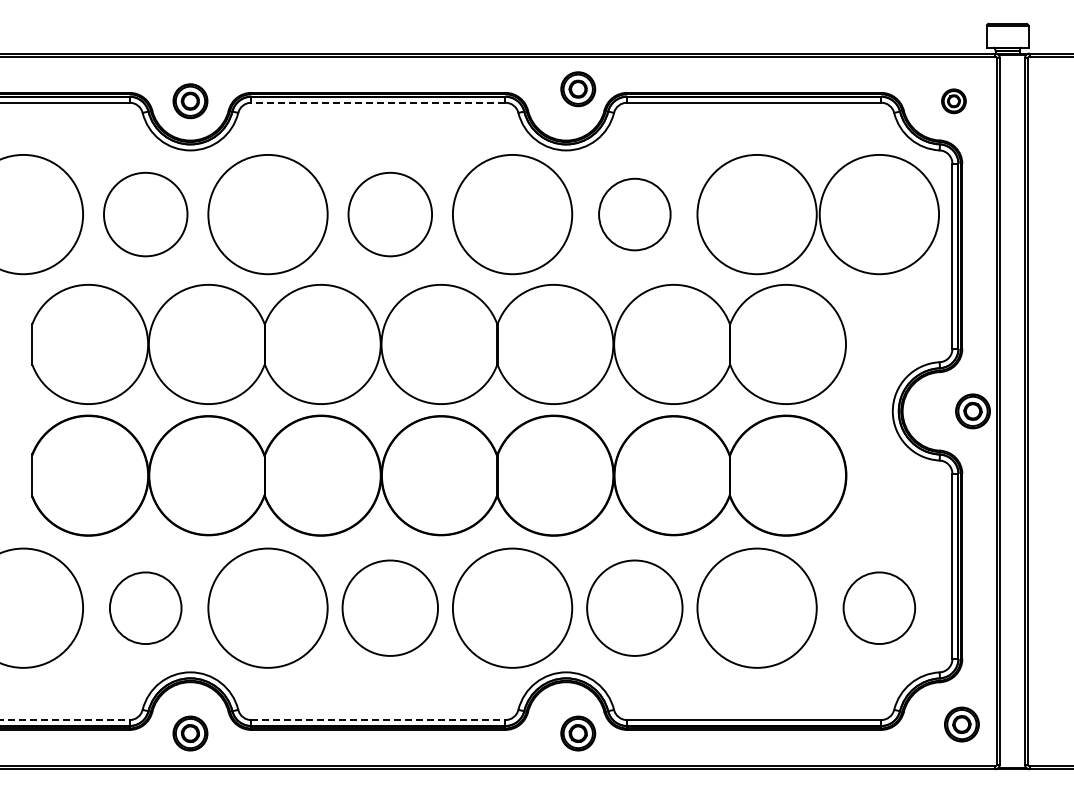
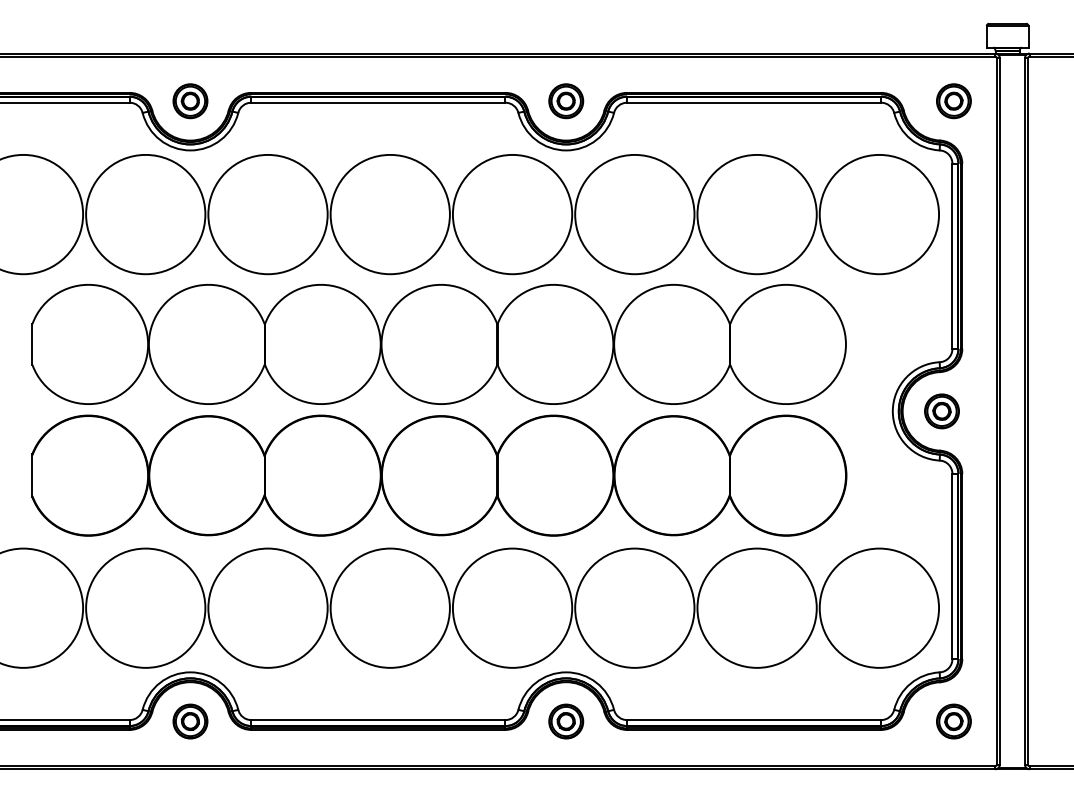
part position: (578, 89) -> (566, 101) (566, 101)
part size: 26x27 px -> 36x37 px (953, 101)
line: dashed -> solid (377, 102)
circle diameter: 84 px -> 119 px (145, 214)
circle diameter: 84 px -> 119 px (389, 214)
circle diameter: 72 px -> 119 px (634, 214)
part position: (972, 411) -> (941, 411) (941, 411)
circle diameter: 95 px -> 119 px (389, 607)
circle diameter: 95 px -> 119 px (634, 607)
circle diameter: 72 px -> 119 px (145, 607)
circle diameter: 72 px -> 119 px (879, 607)
line: dashed -> solid (64, 720)
line: dashed -> solid (378, 720)
part position: (961, 724) -> (953, 721) (953, 721)
part position: (190, 733) -> (190, 721) (190, 721)
part position: (578, 733) -> (566, 721) (566, 721)
